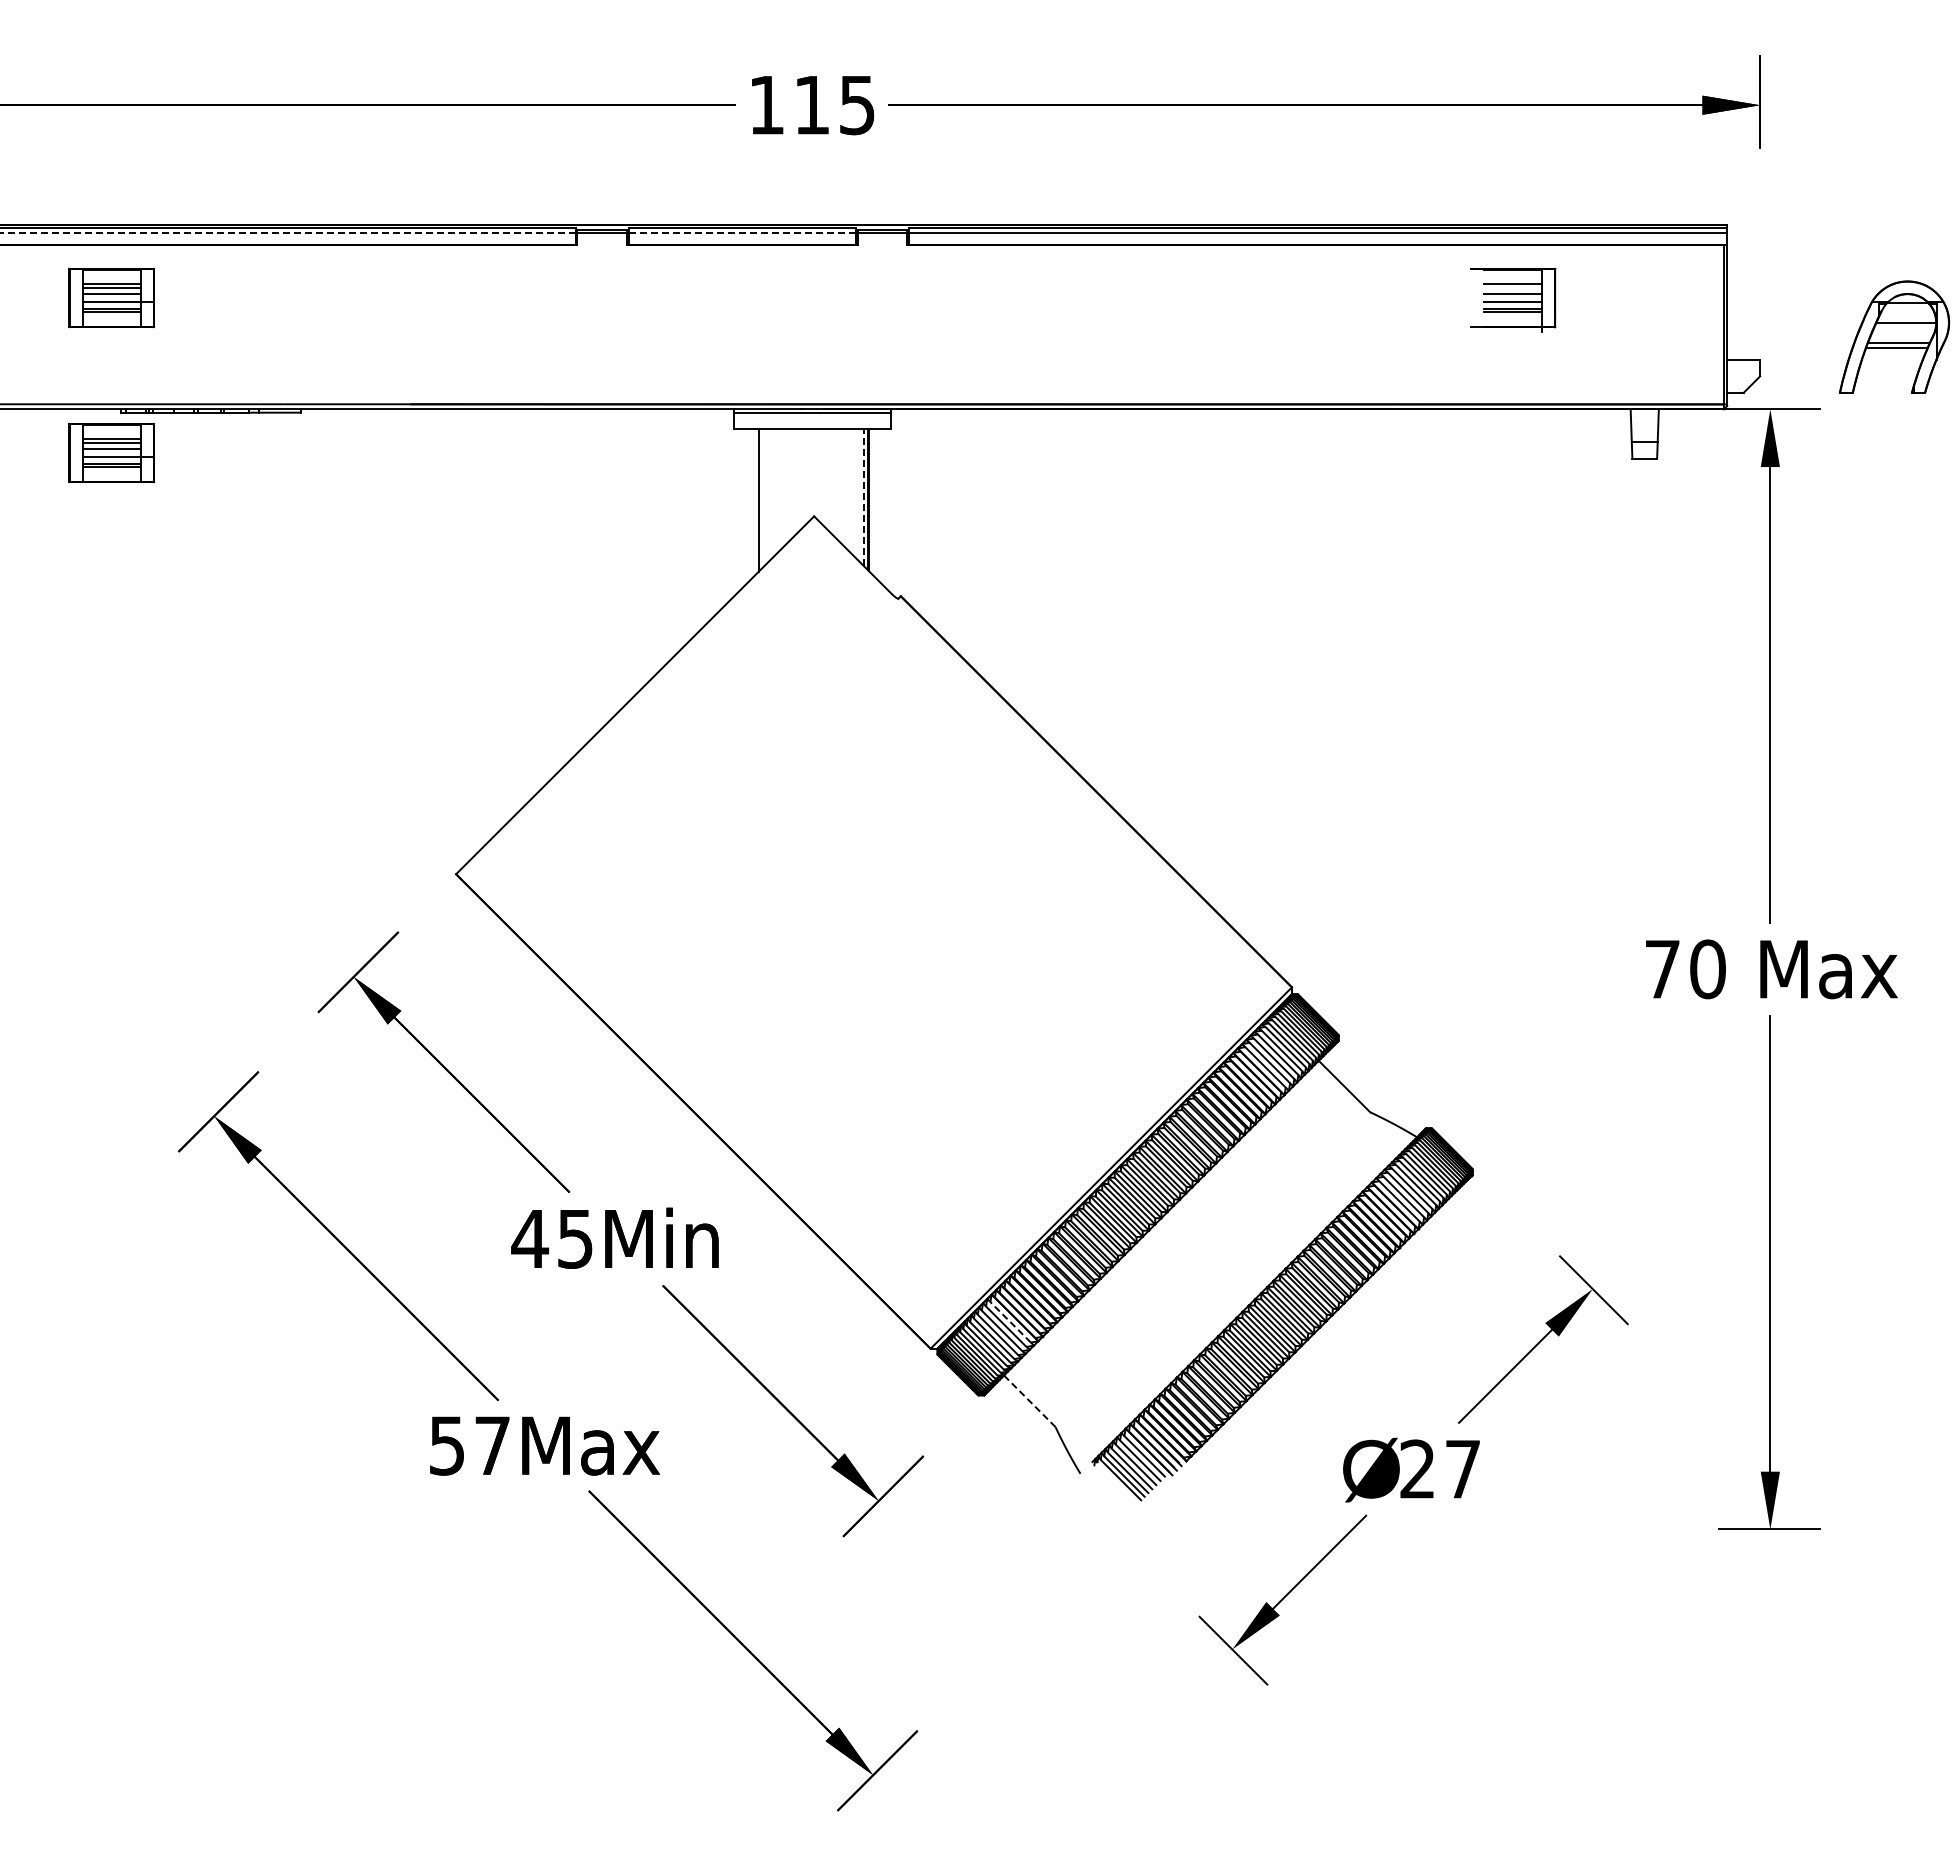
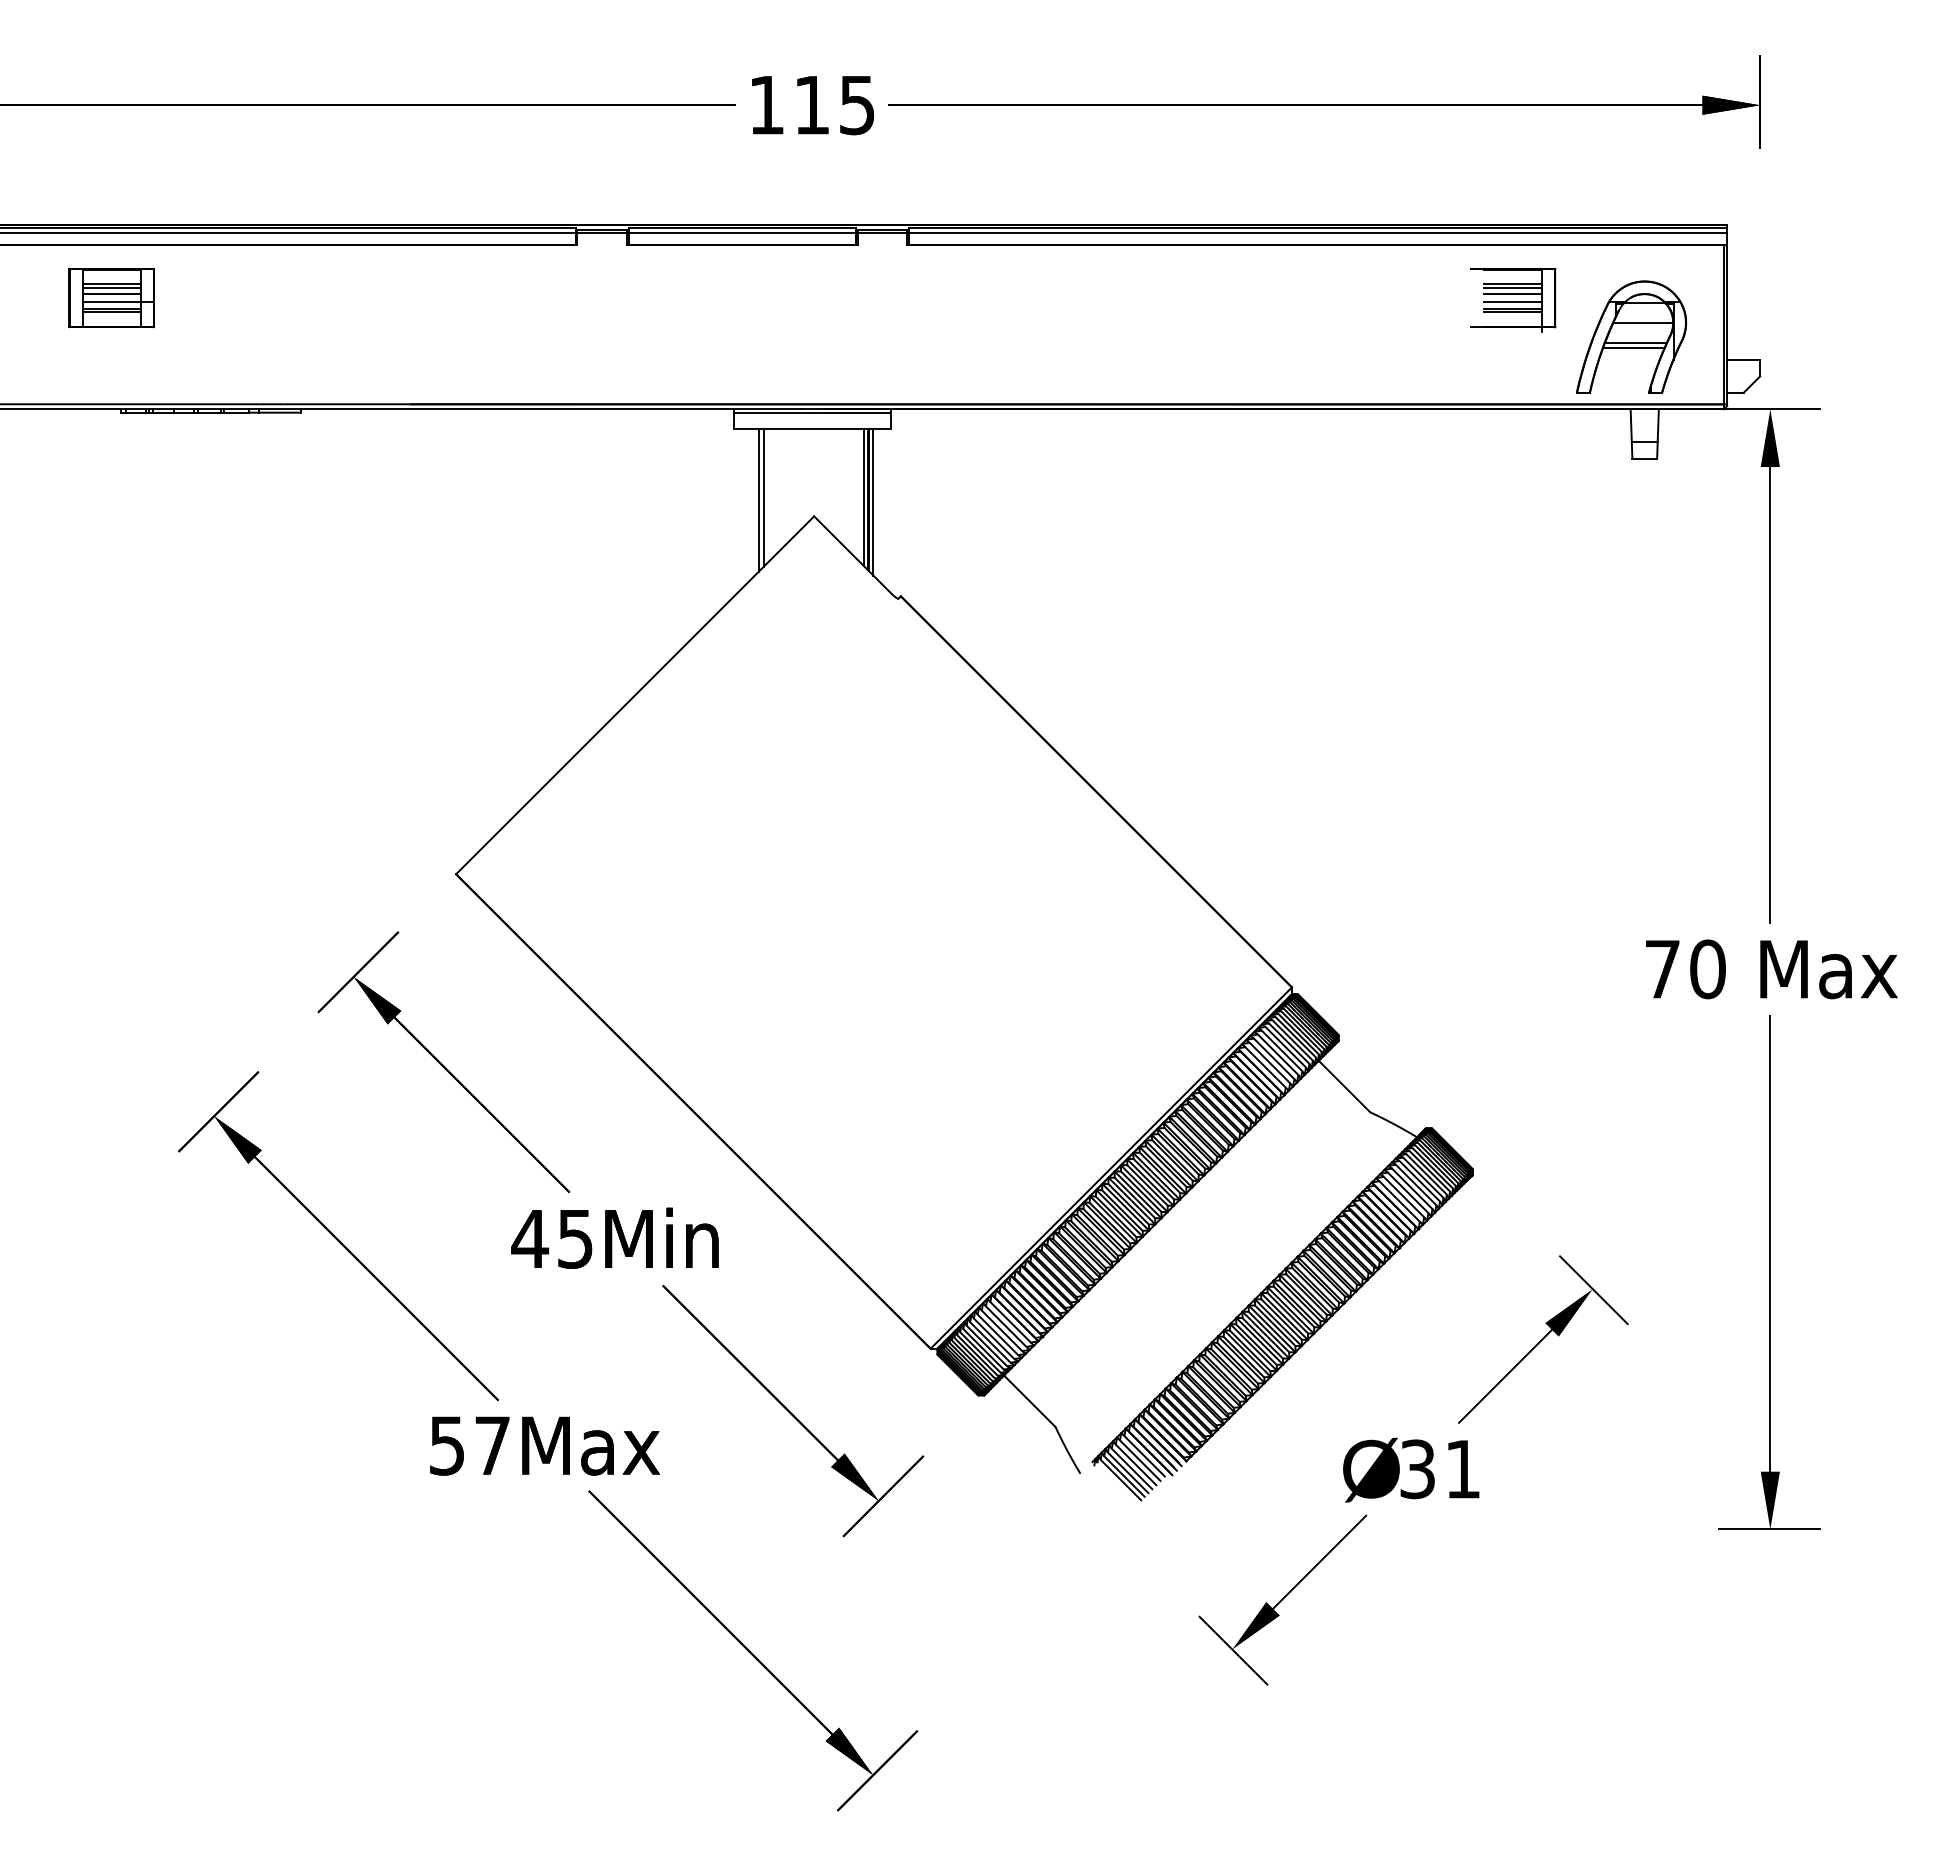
line: dashed -> solid (288, 233)
line: dashed -> solid (742, 233)
line: none -> present (1512, 287)
part position: (1894, 336) -> (1631, 336) (1631, 336)
part: present -> none (111, 452)
line: none -> present (763, 497)
line: dashed -> solid (863, 497)
line: none -> present (873, 502)
line: dashed -> solid (1010, 1322)
line: dashed -> solid (1030, 1401)
text: 27 -> 31 (1439, 1469)
